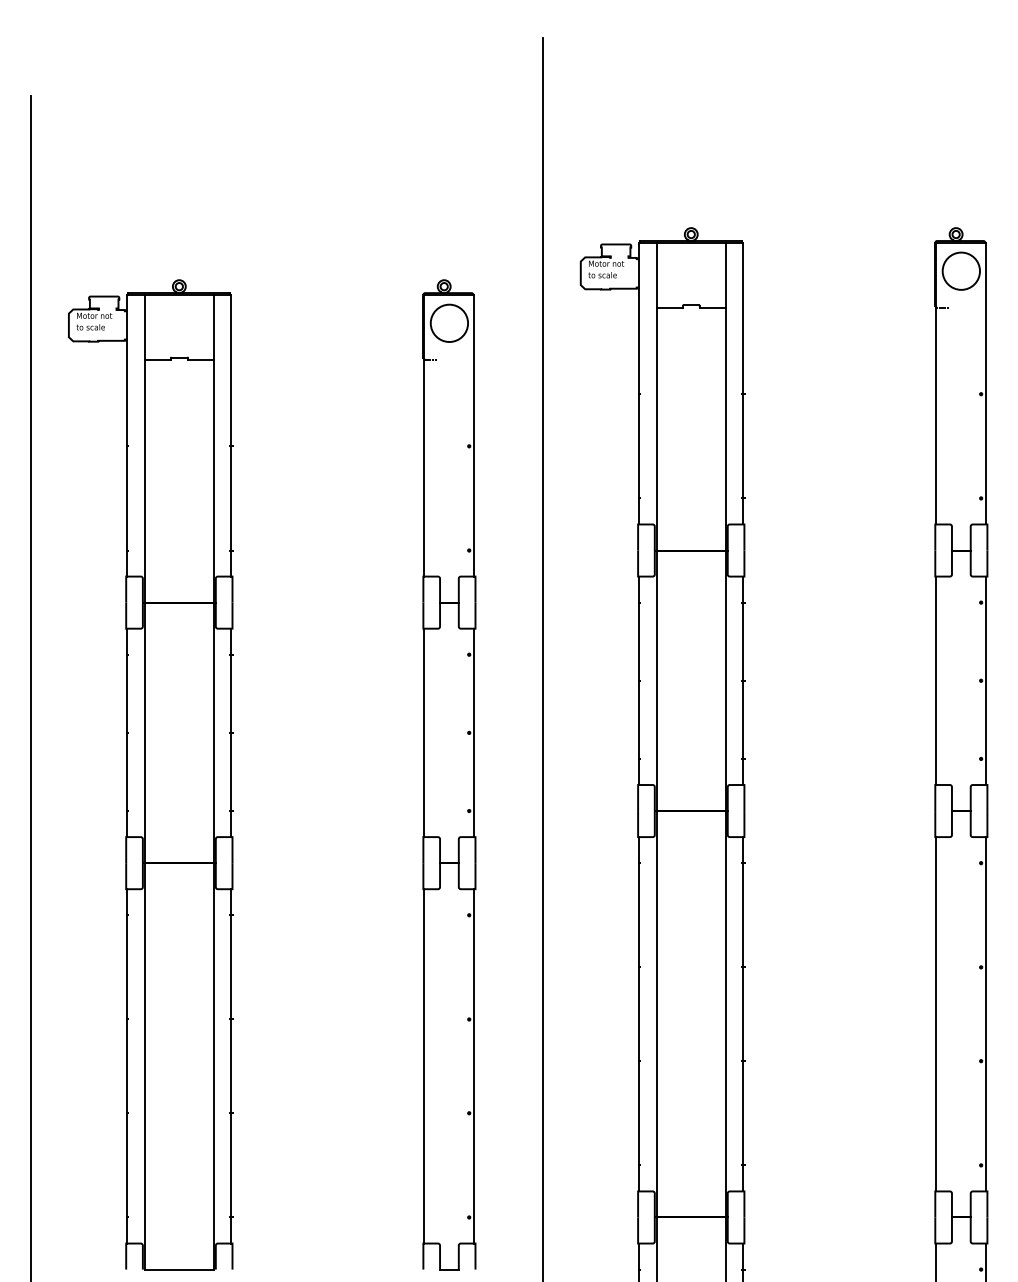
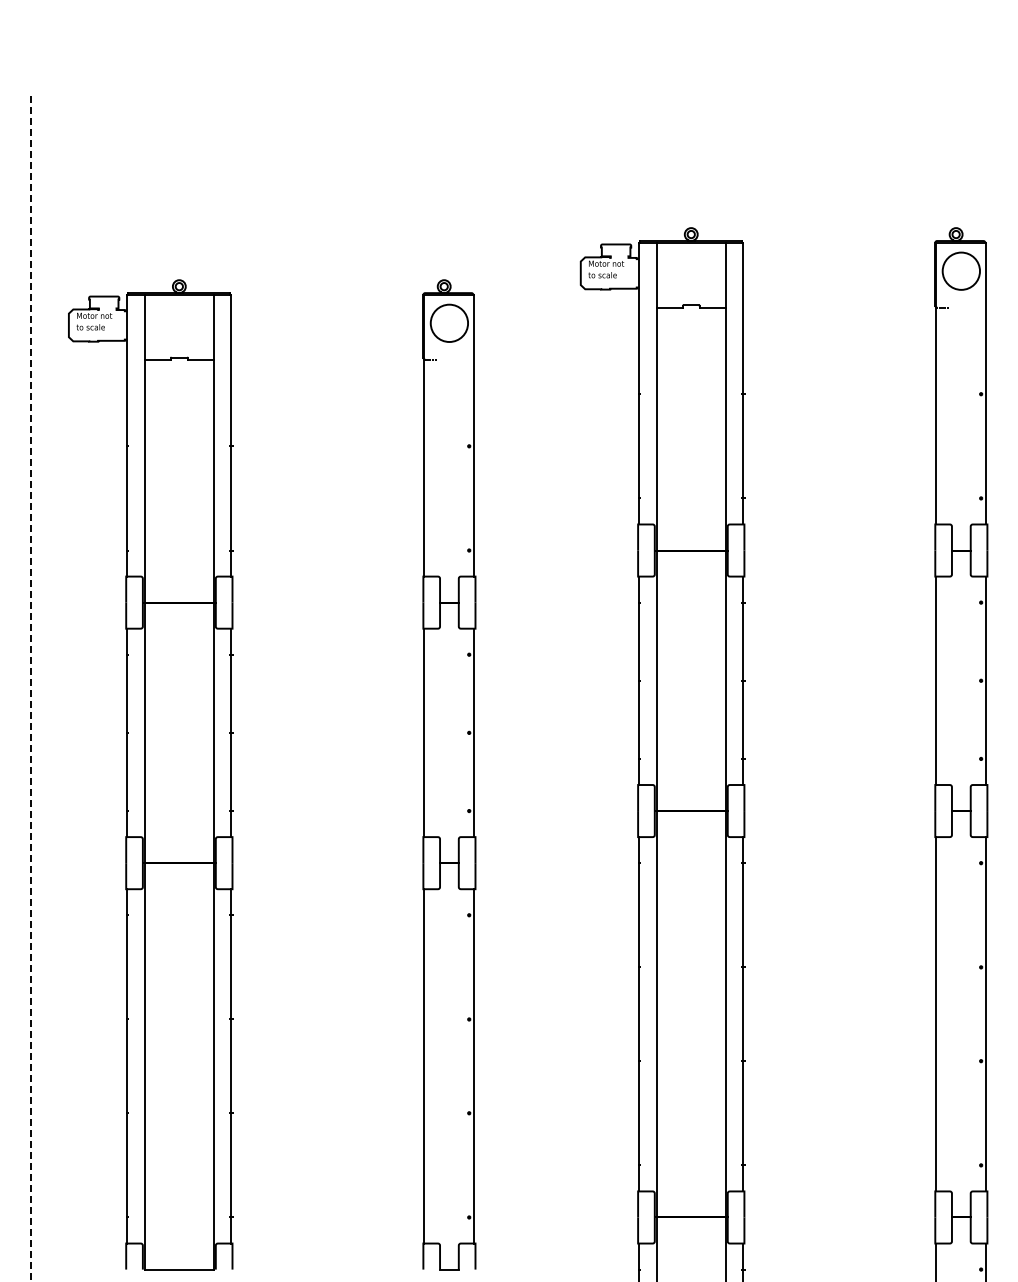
line: present -> none (542, 658)
line: solid -> dashed (30, 688)
